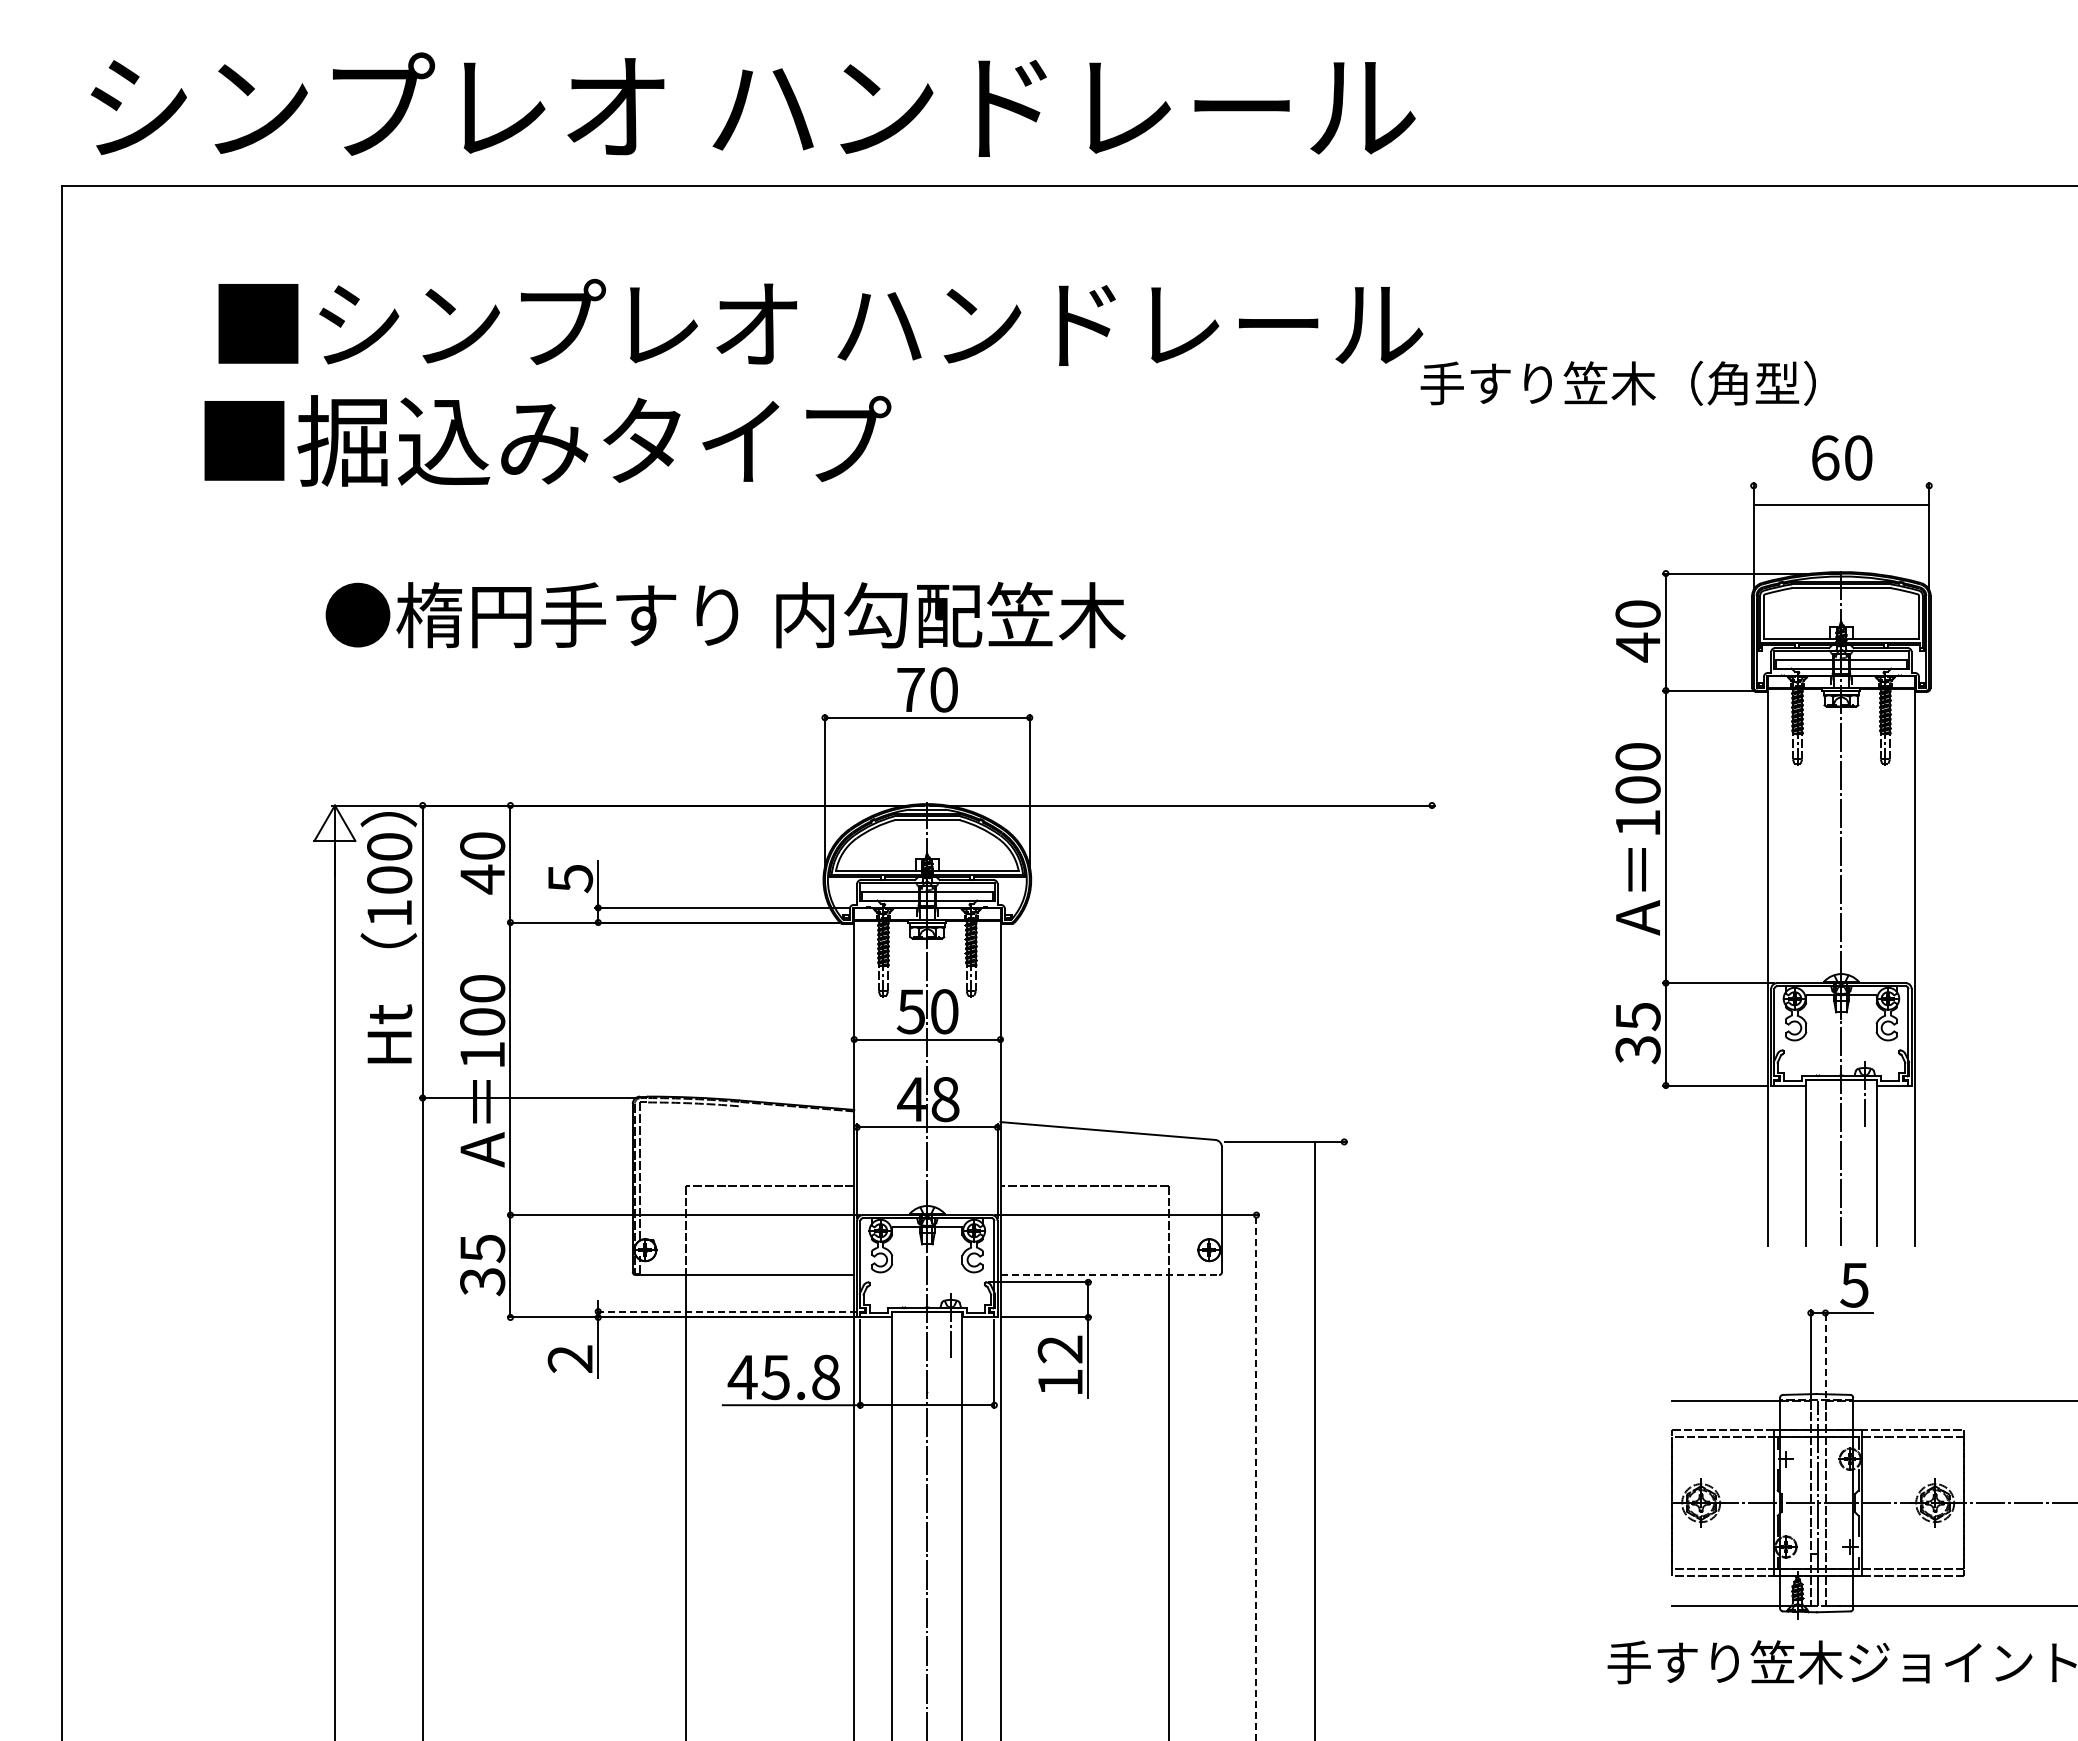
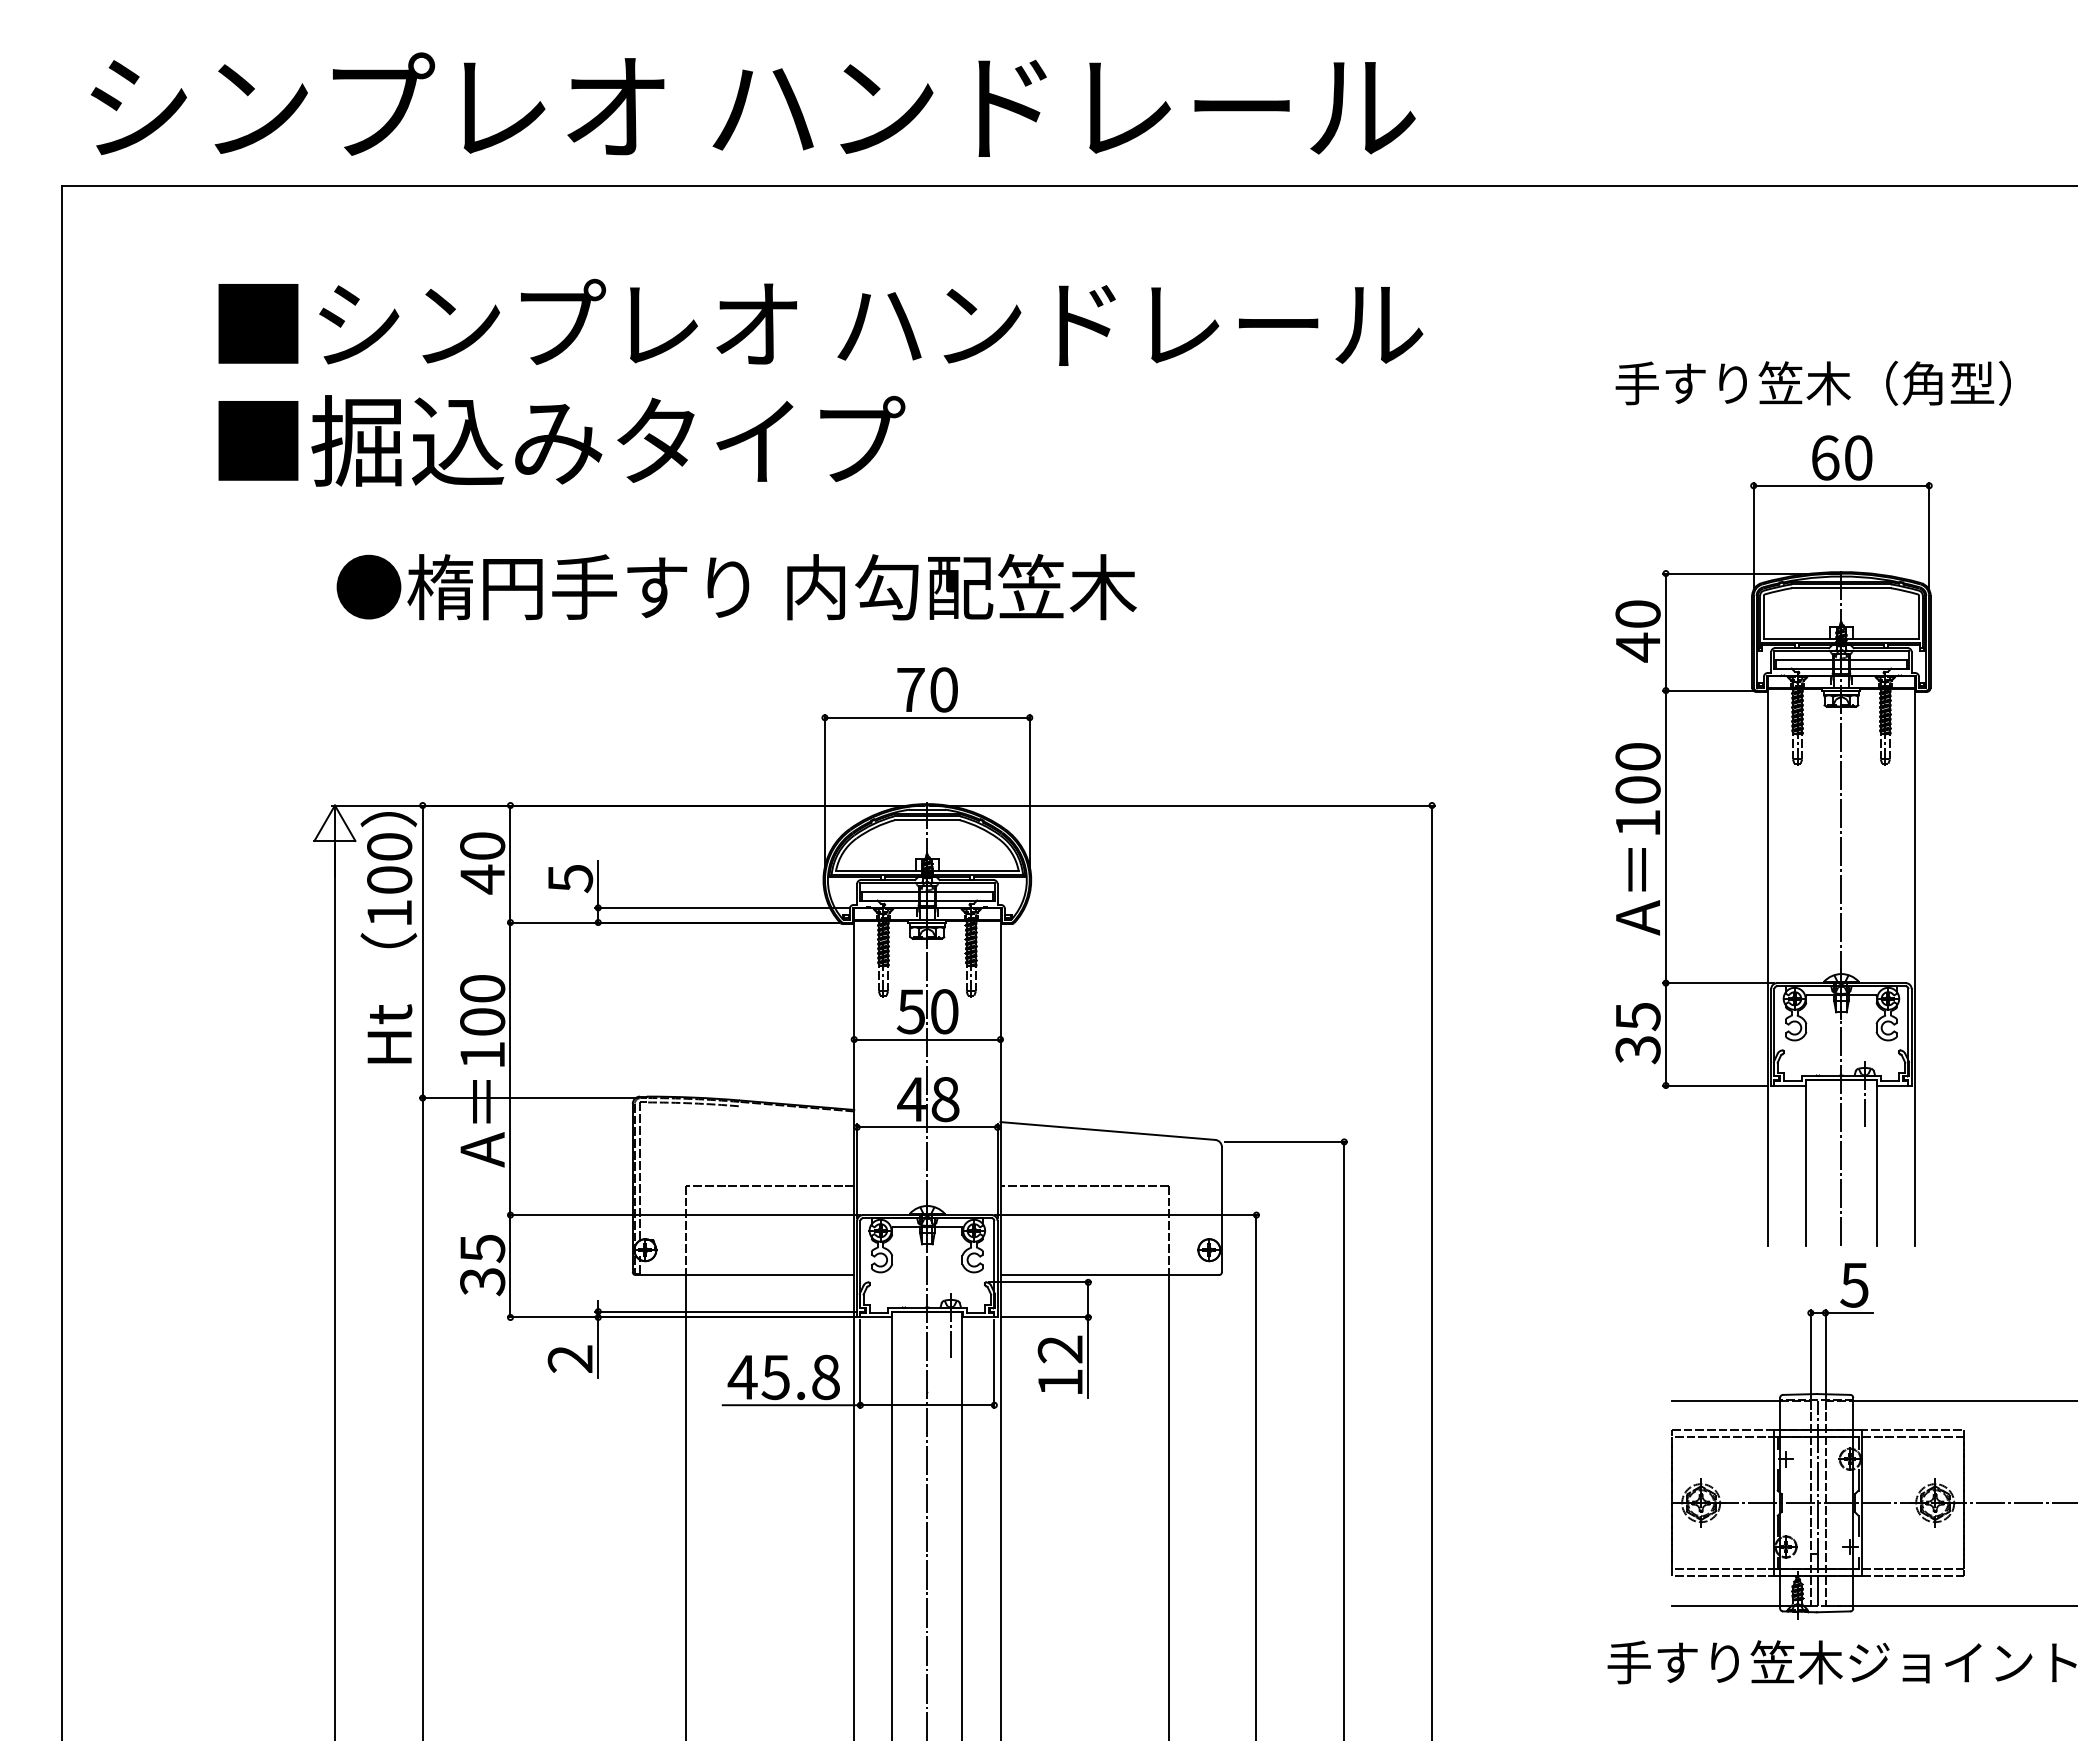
text position: (1617, 382) -> (1812, 382) (1812, 382)
text position: (547, 440) -> (561, 440) (561, 440)
line position: (1841, 504) -> (1841, 485) (1841, 485)
text position: (725, 615) -> (736, 587) (736, 587)
line: none -> present (1432, 1271)
line: dashed -> solid (1110, 1275)
line: dashed -> solid (725, 1311)
line: dashed -> solid (1825, 1353)
line position: (1315, 1439) -> (1344, 1439) (1344, 1439)
line: dashed -> solid (1256, 1478)
